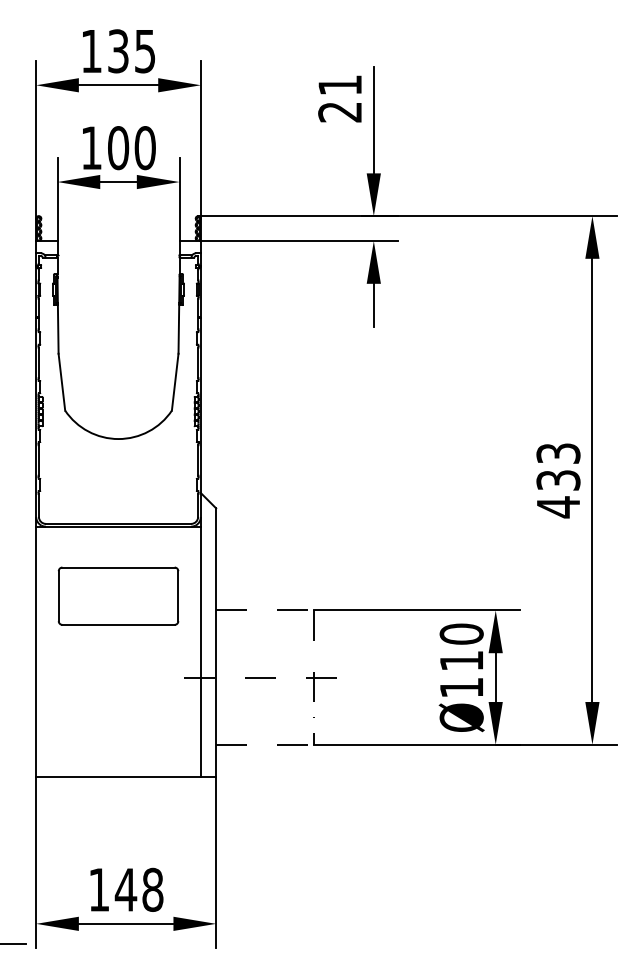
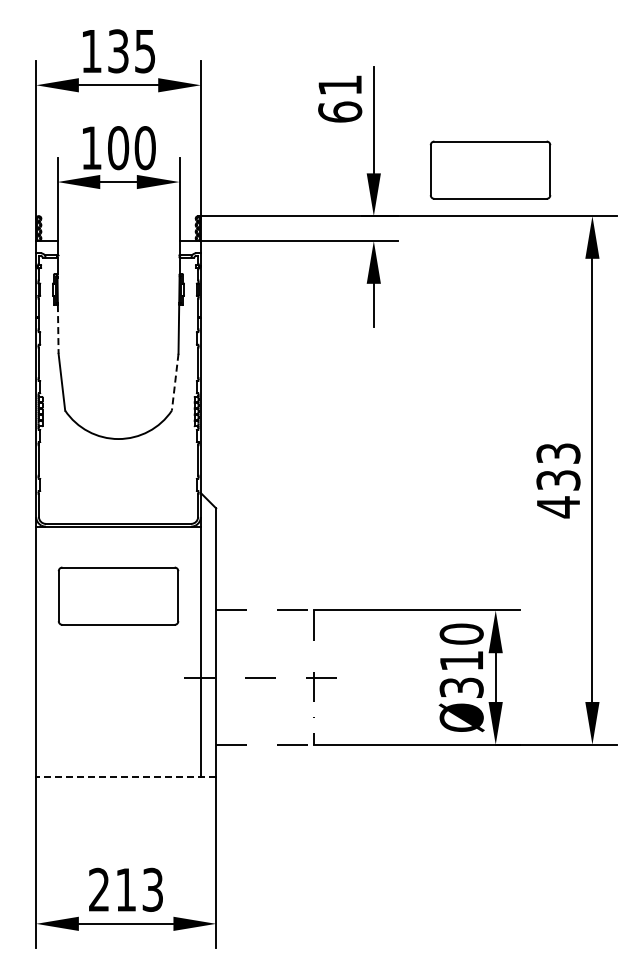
text: 21 -> 61 (340, 111)
part: none -> present (490, 169)
line: solid -> dashed (58, 329)
line: solid -> dashed (175, 382)
text: Ø110 -> Ø310 (461, 687)
line: solid -> dashed (126, 777)
text: 148 -> 213 (126, 889)
line: present -> none (13, 944)
